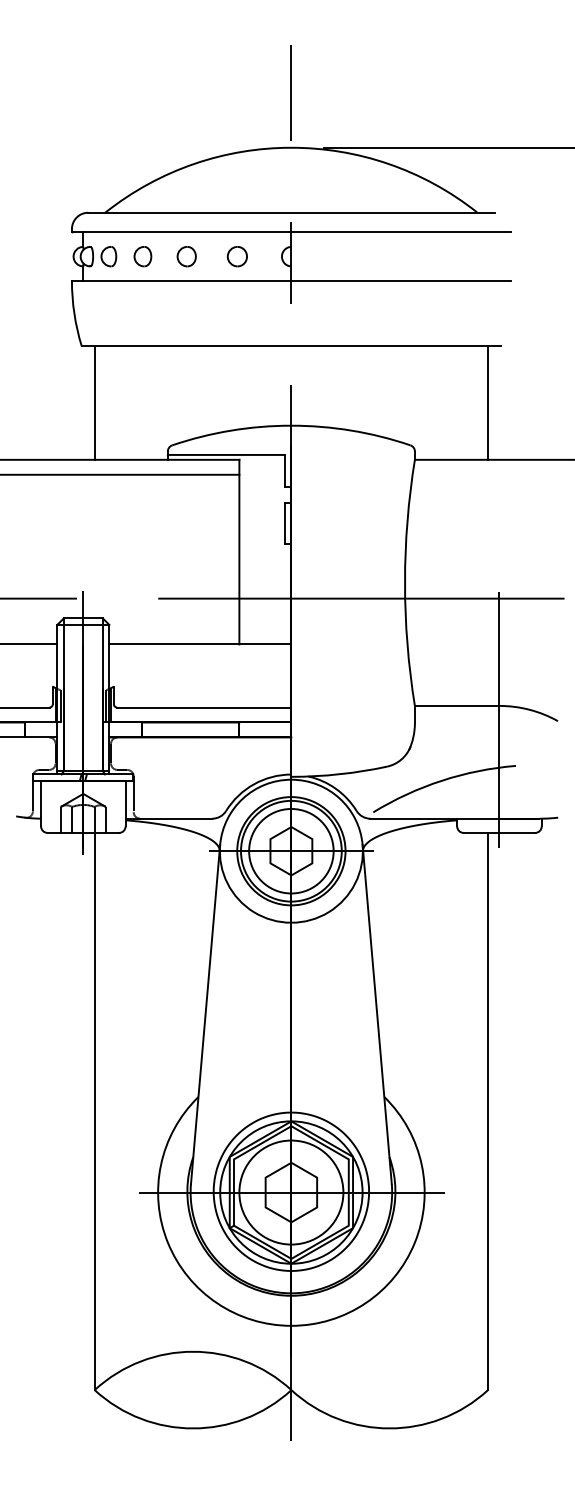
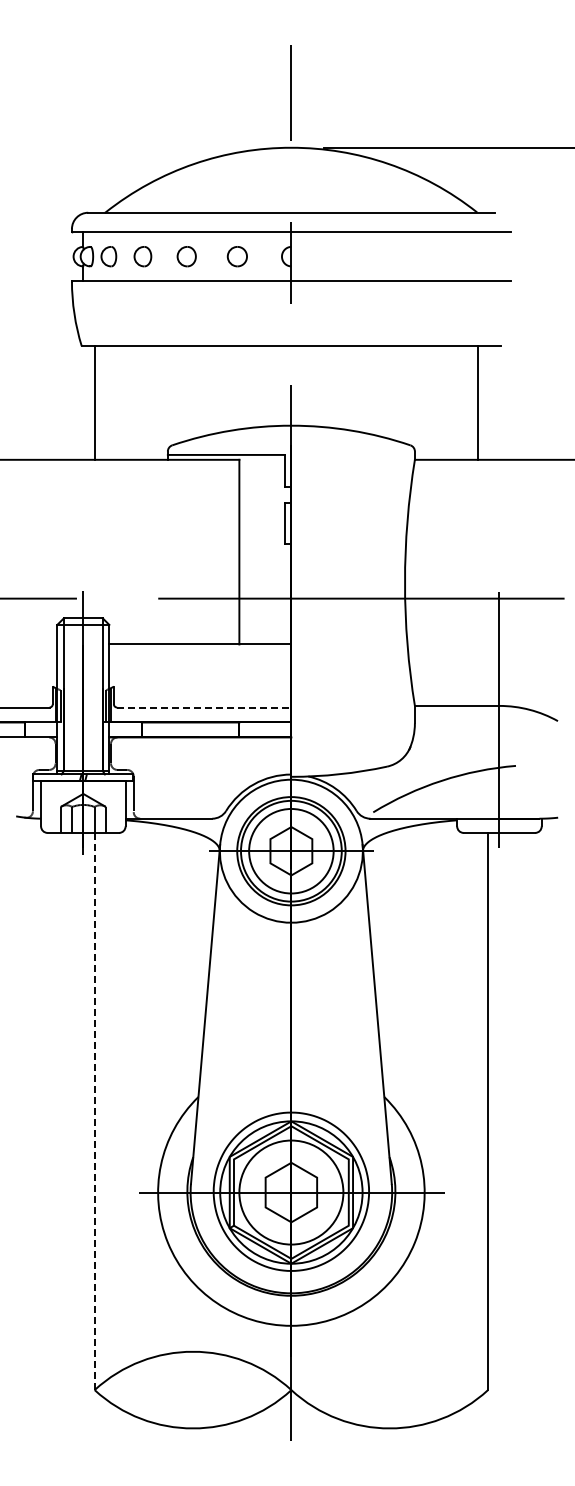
line position: (488, 402) -> (478, 402) (478, 402)
line: present -> none (120, 474)
line: present -> none (29, 644)
line: solid -> dashed (204, 707)
line: solid -> dashed (94, 1111)
